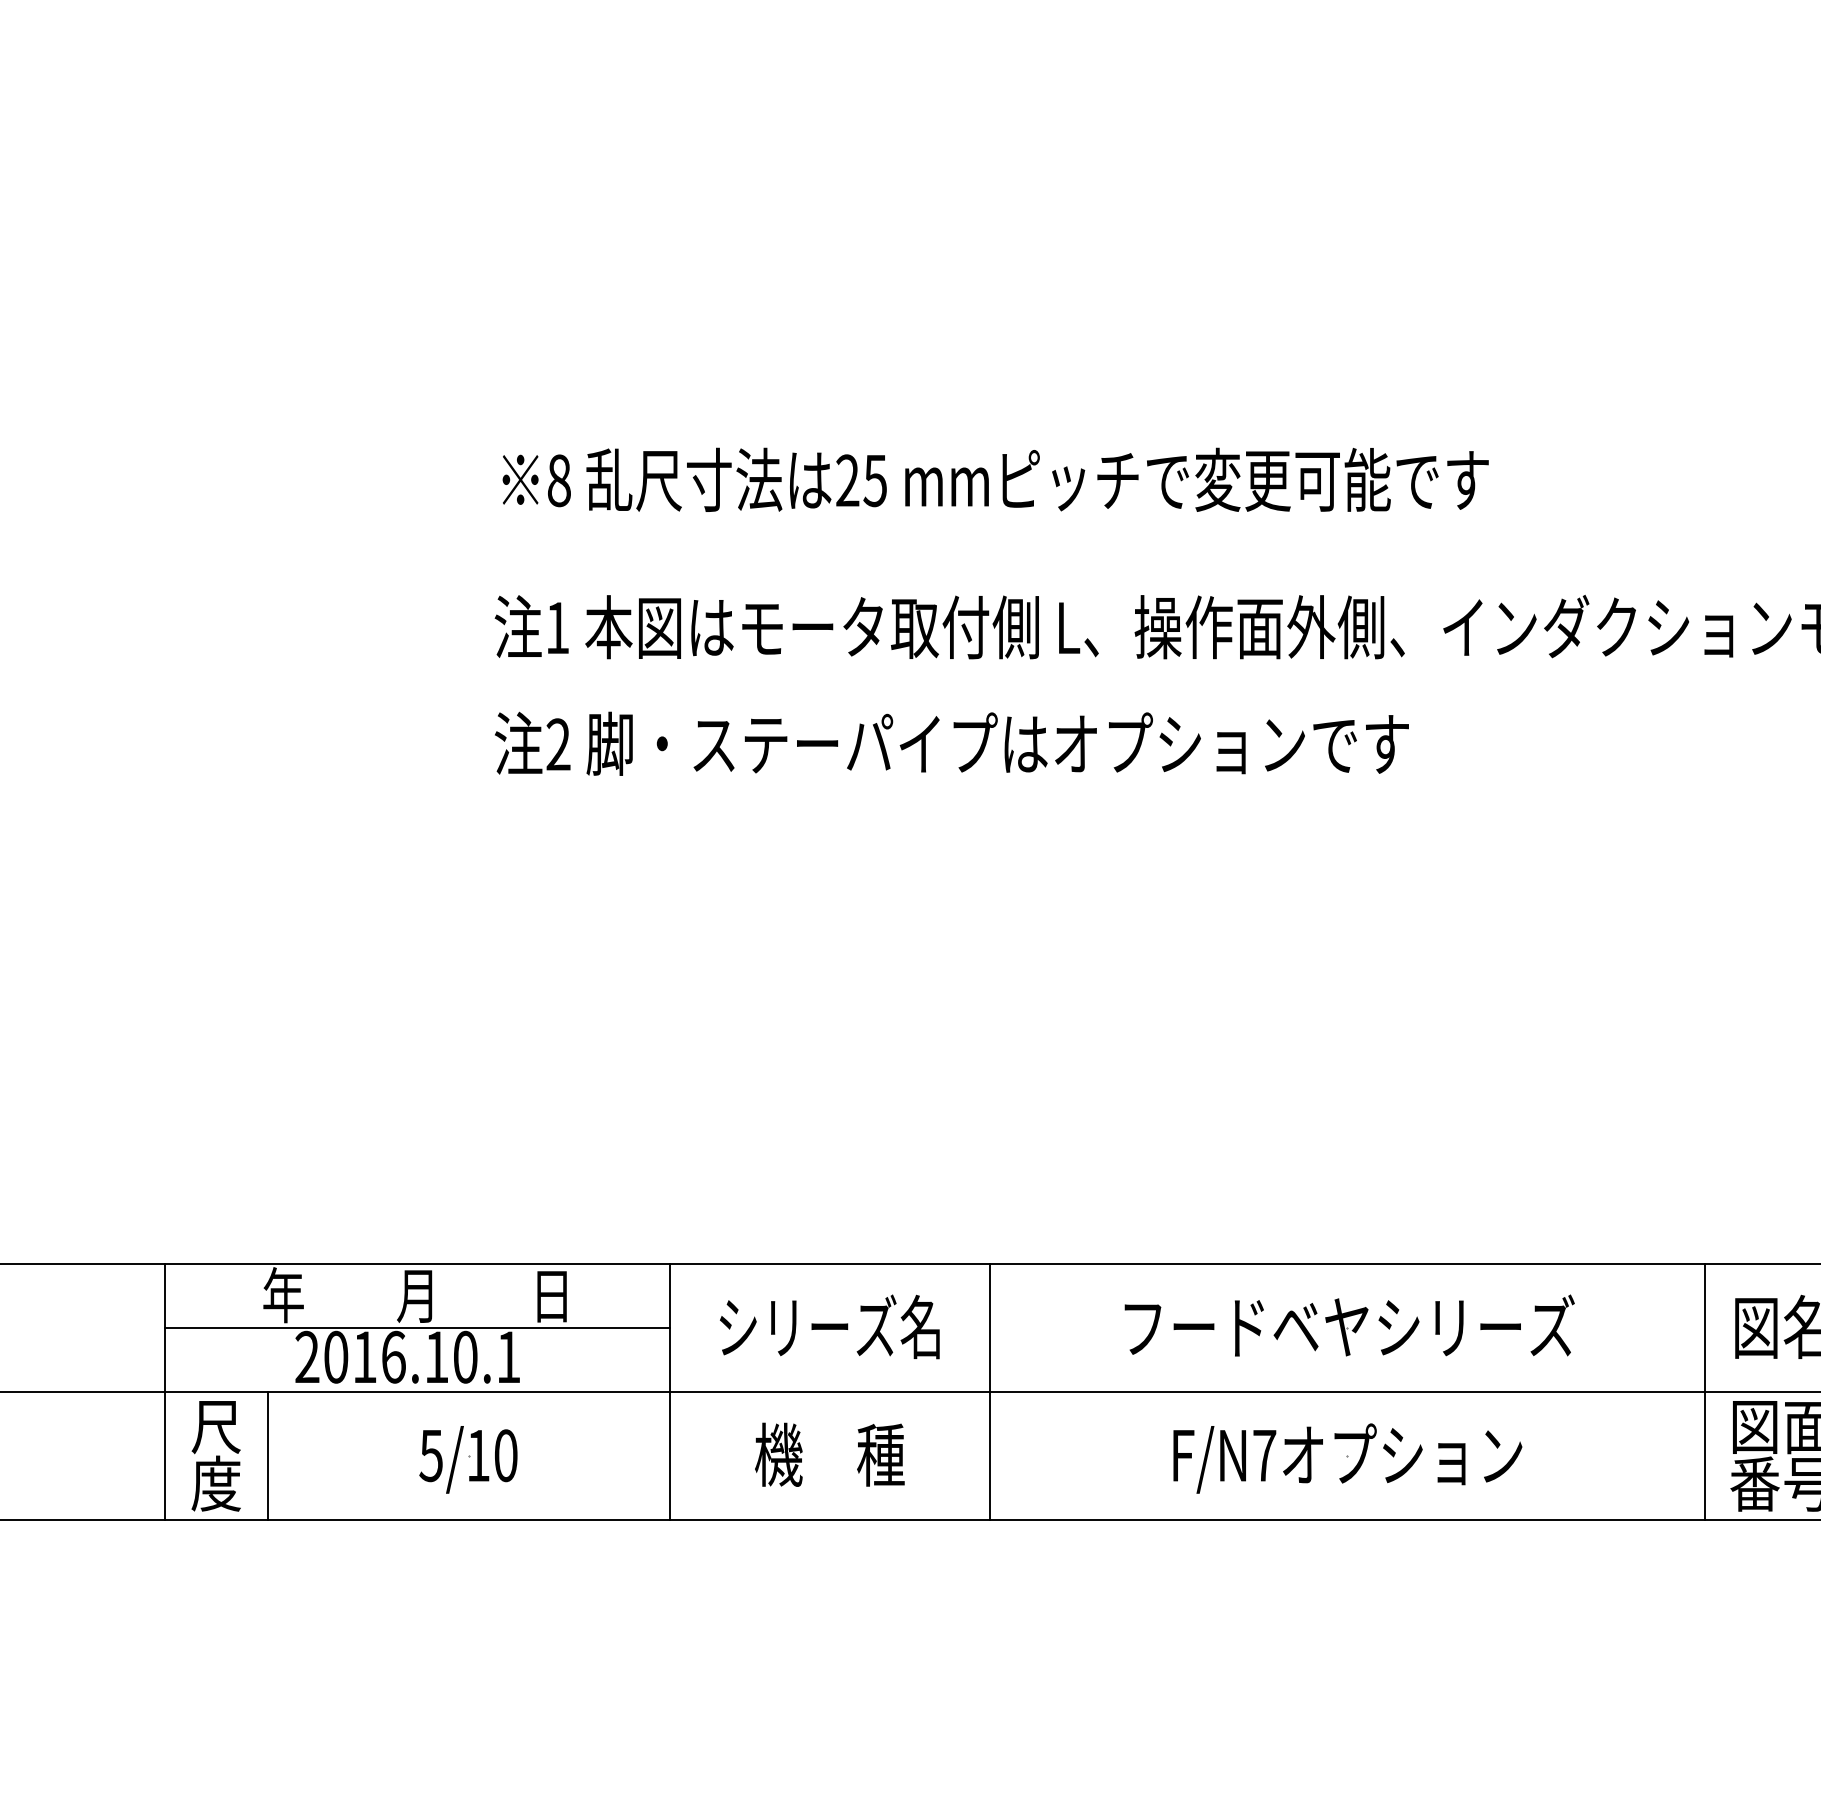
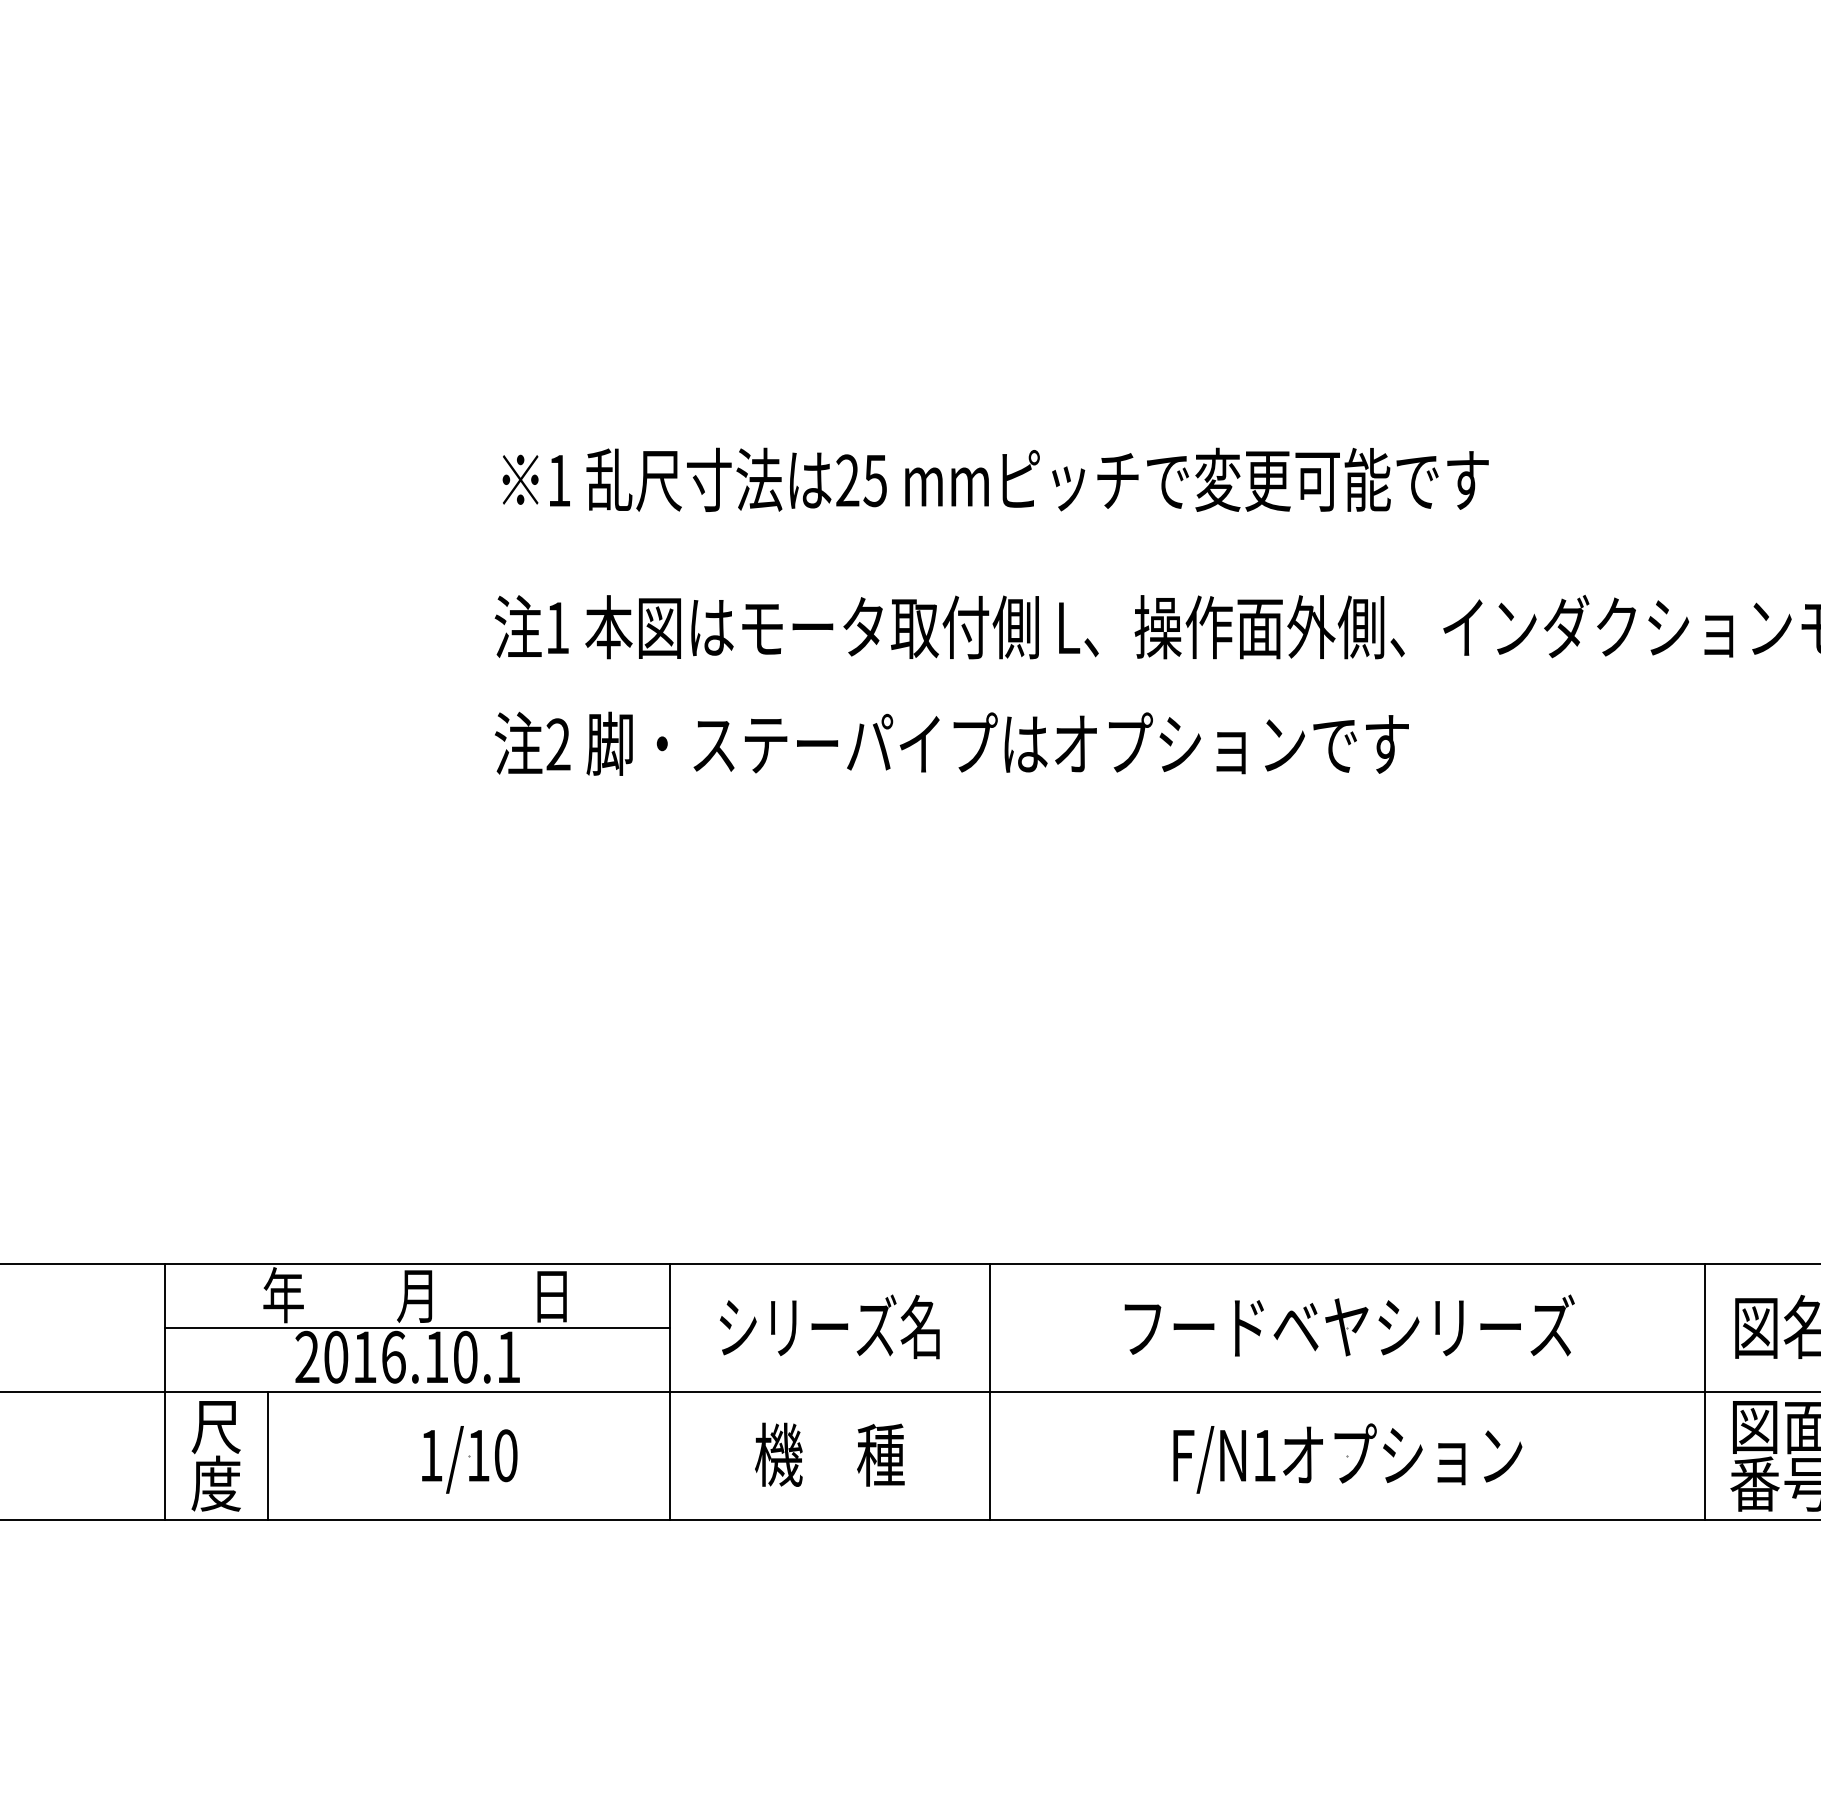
text: 8 -> 1 (559, 480)
text: F/N7 -> F/N1 (1264, 1455)
text: 5/10 -> 1/10 (430, 1456)
